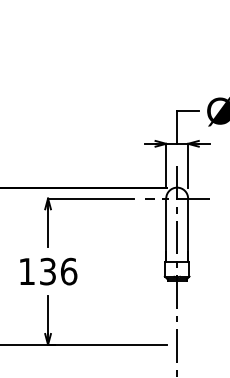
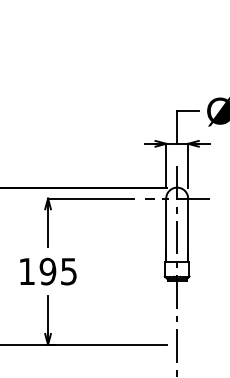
text: 136 -> 195 (58, 271)
